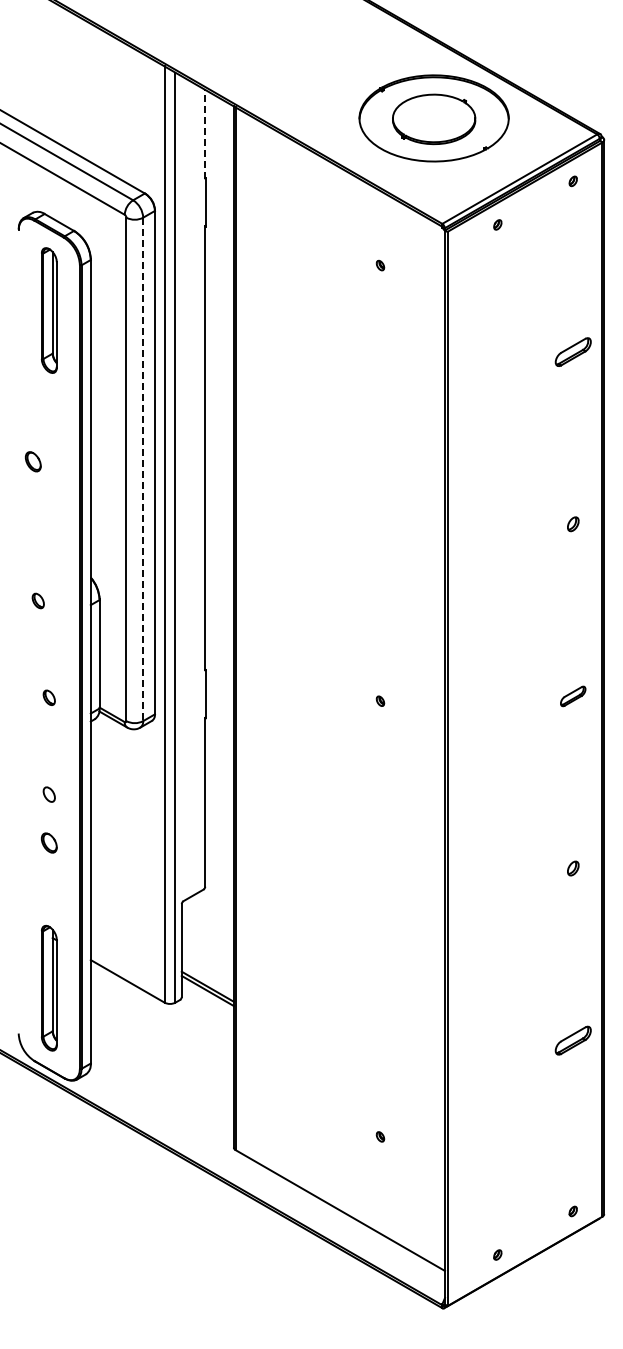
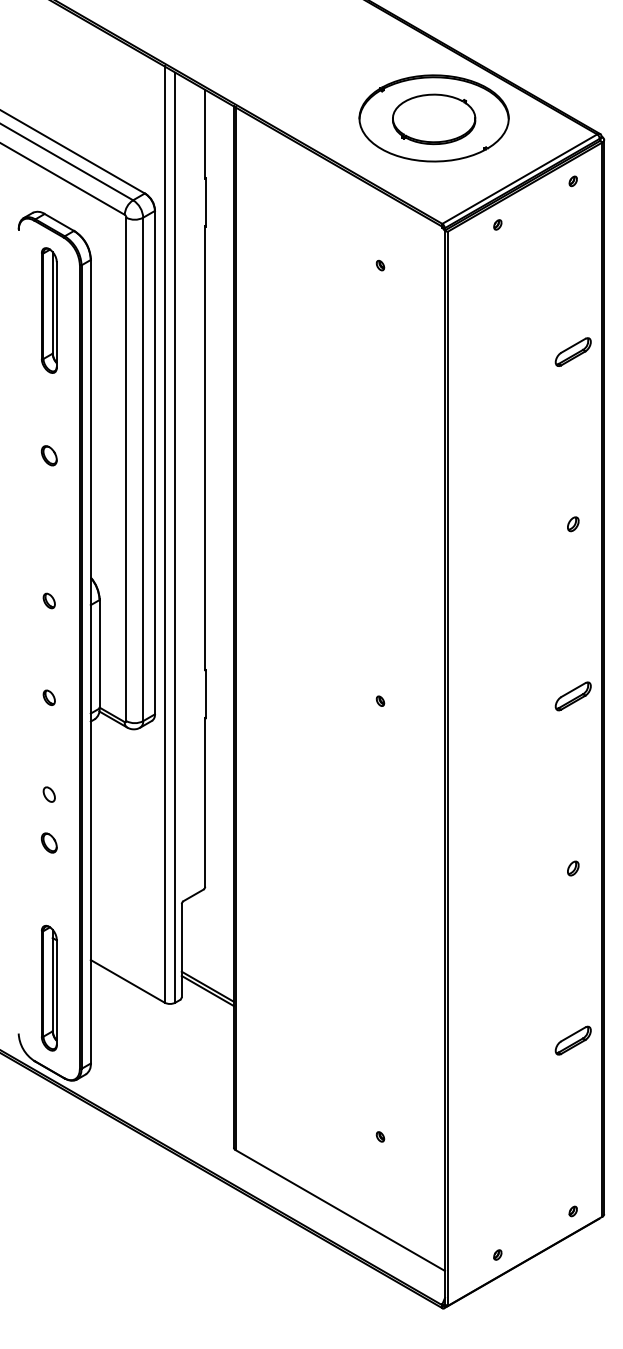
line: dashed -> solid (205, 133)
part position: (33, 461) -> (49, 455) (49, 455)
line: dashed -> solid (143, 469)
part position: (37, 600) -> (48, 600) (48, 600)
part size: 27x23 px -> 38x31 px (572, 696)
